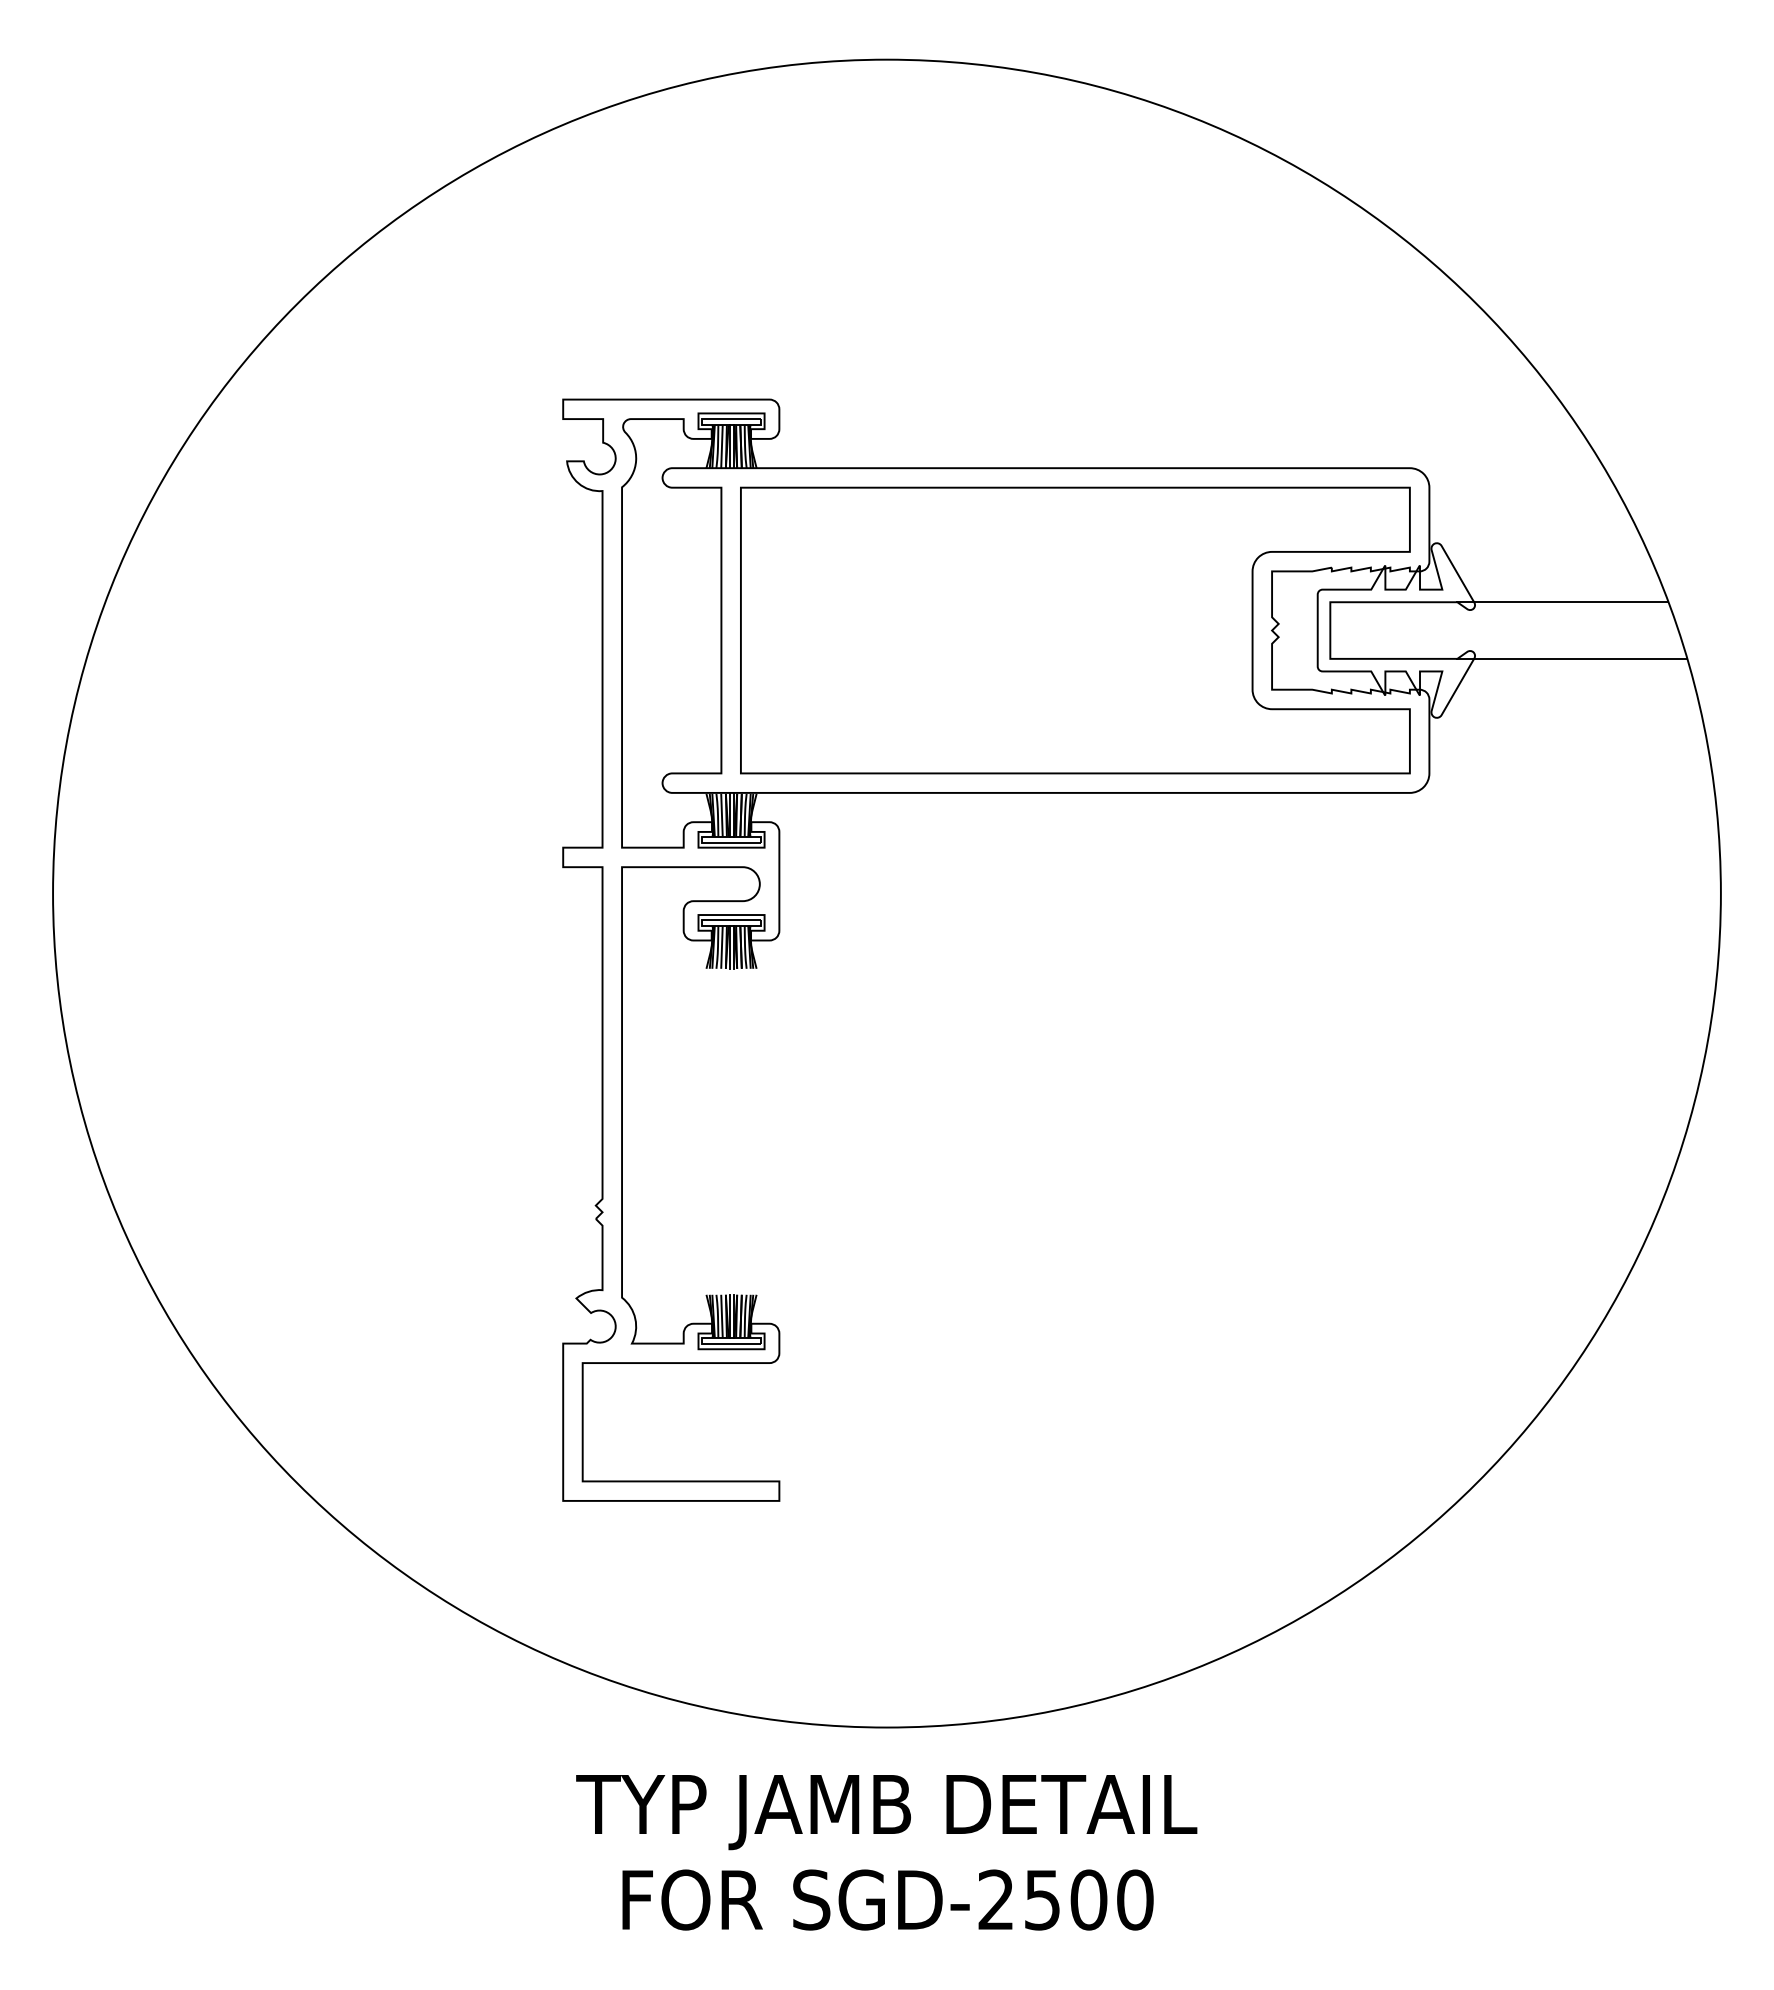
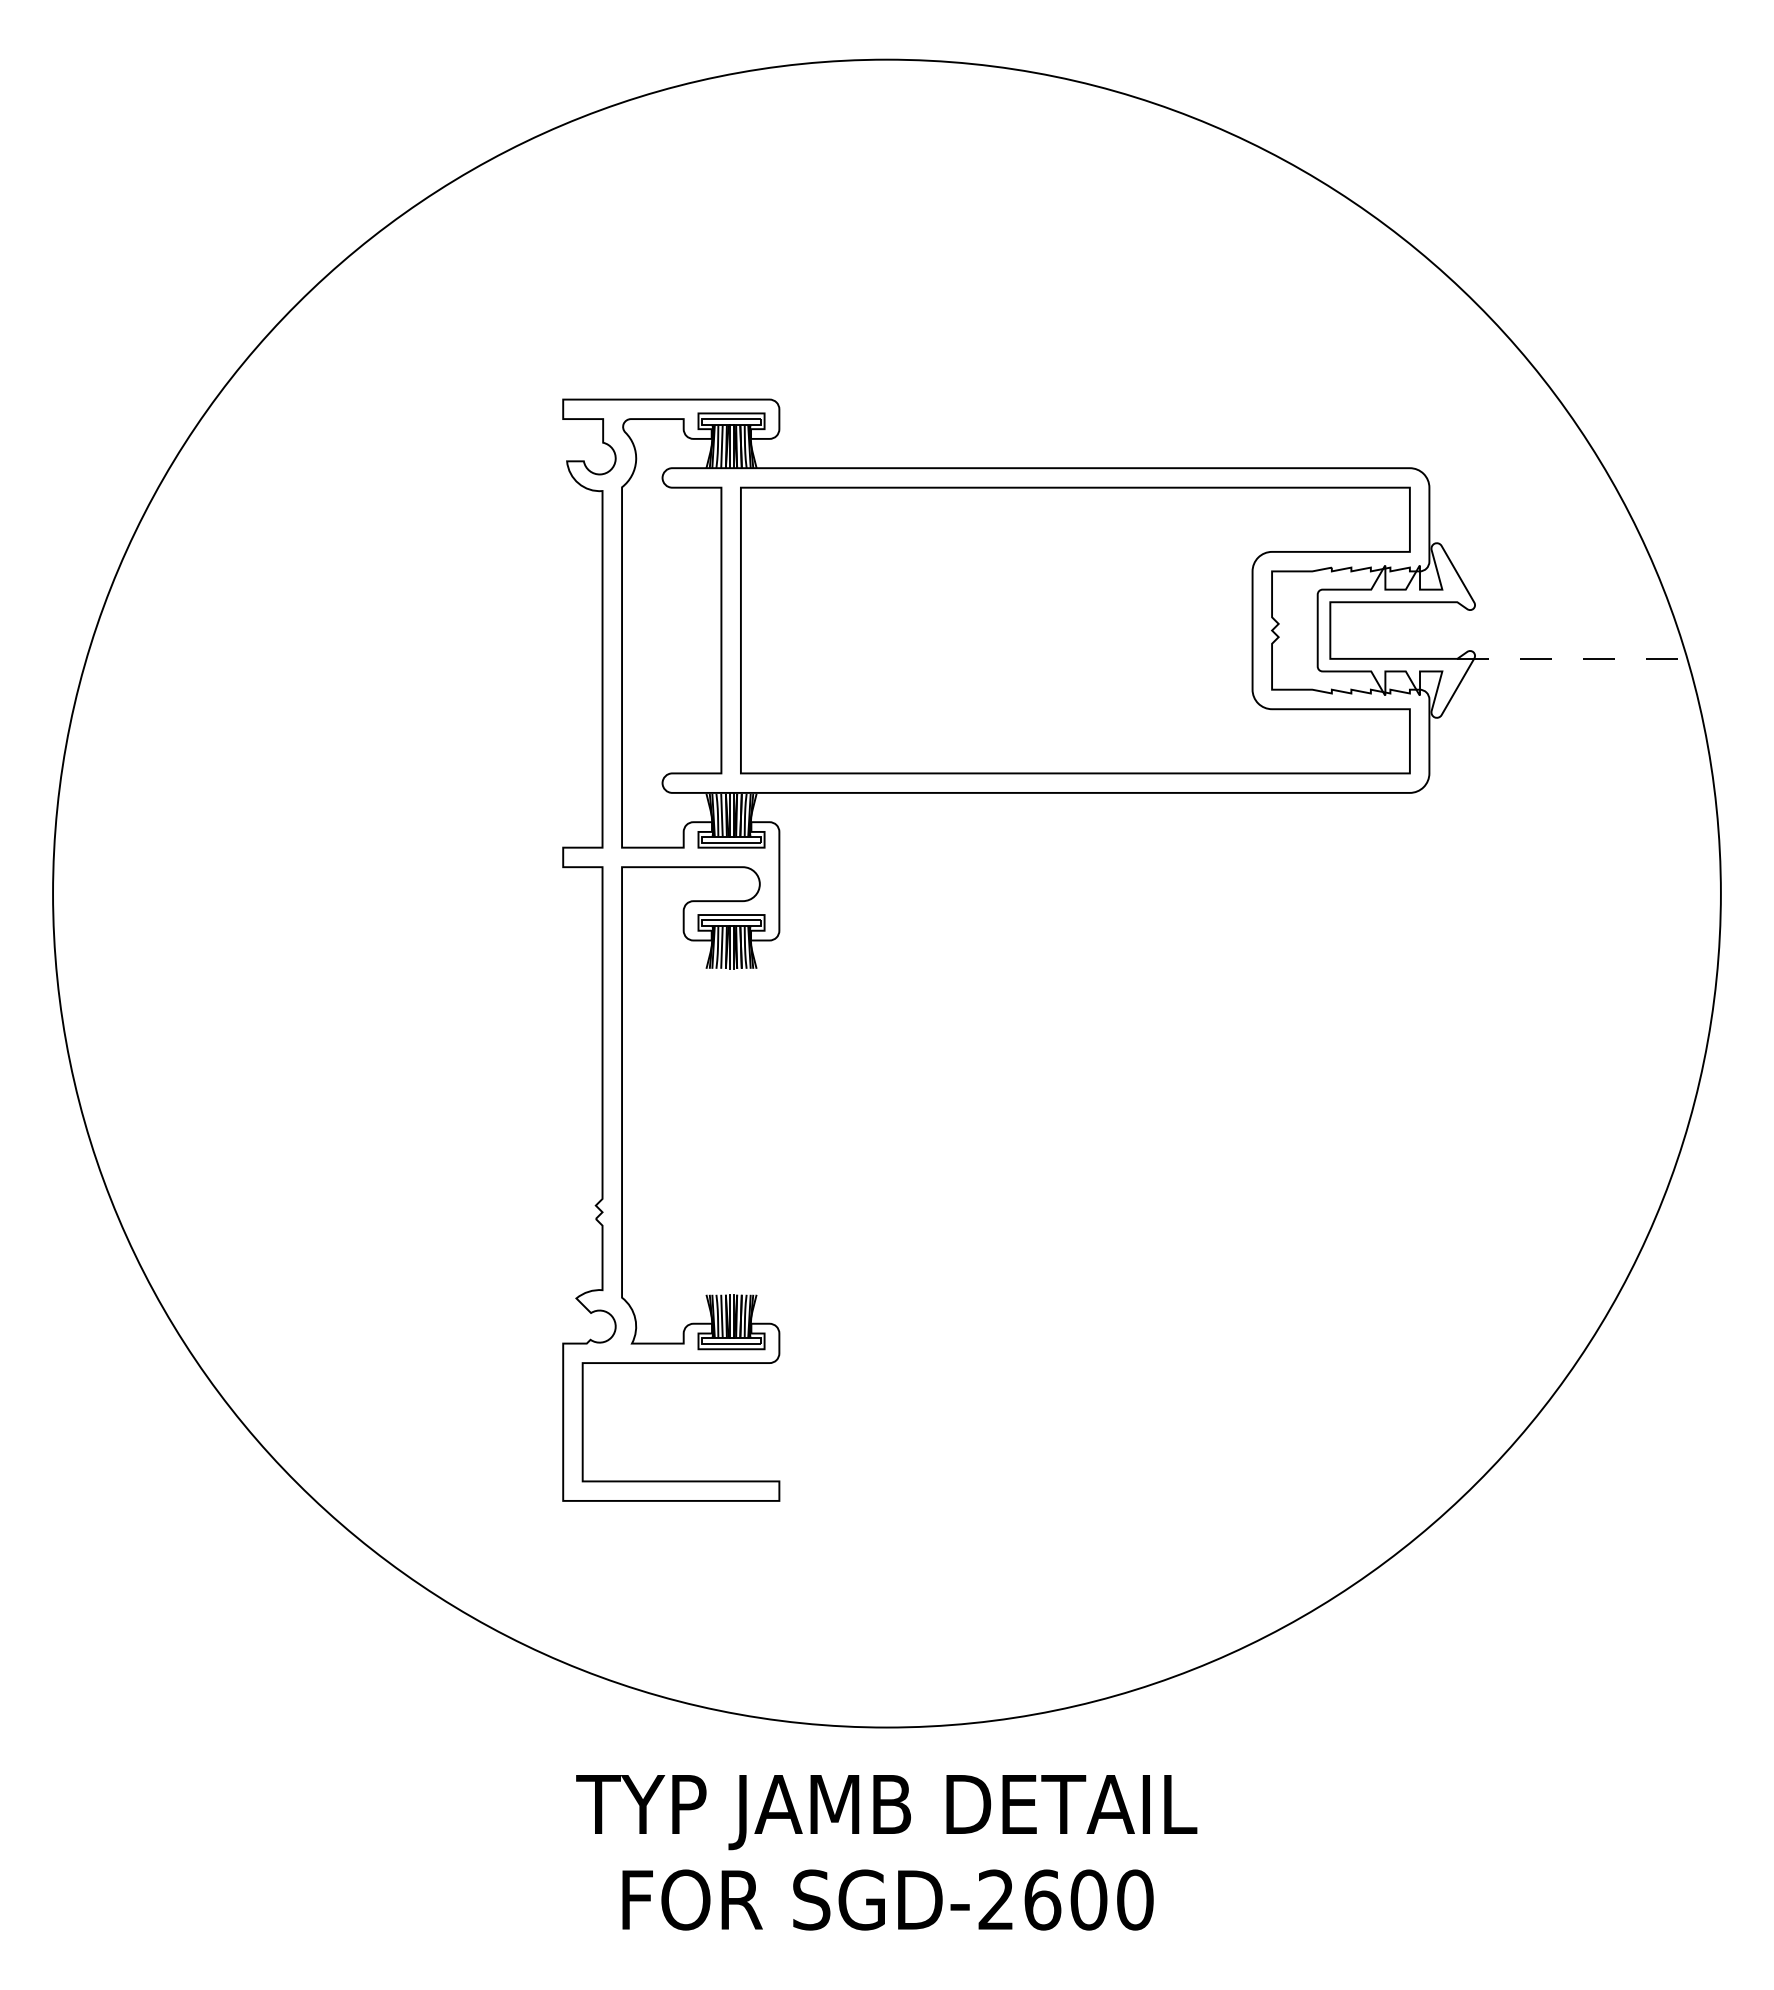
line: present -> none (1562, 602)
line: solid -> dashed (1572, 658)
text: SGD-2500 -> SGD-2600 (1042, 1899)
